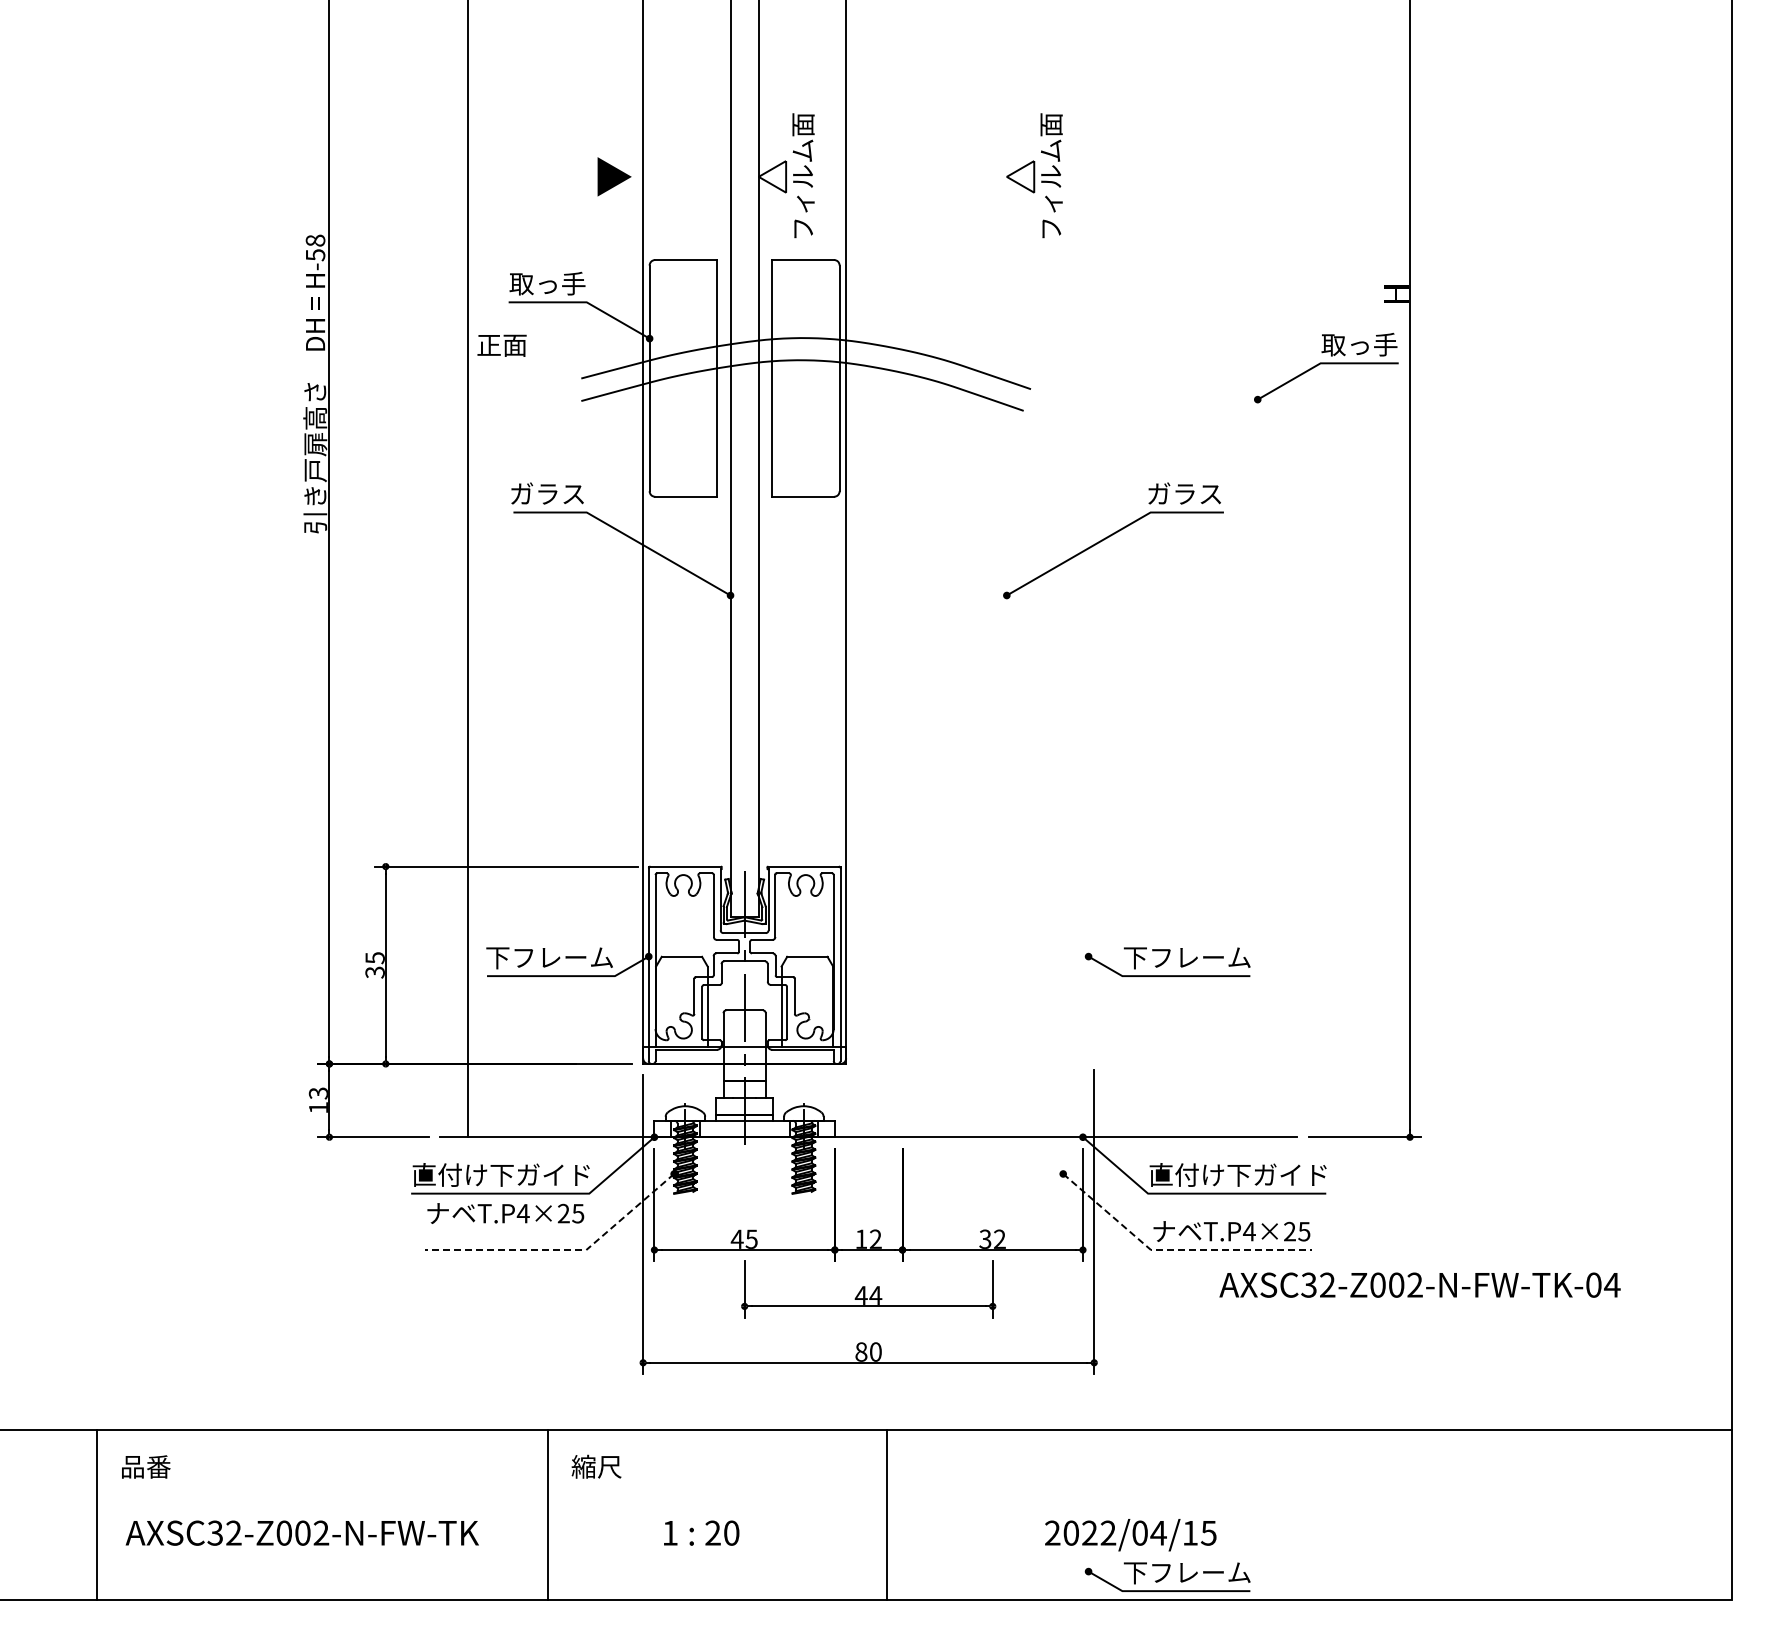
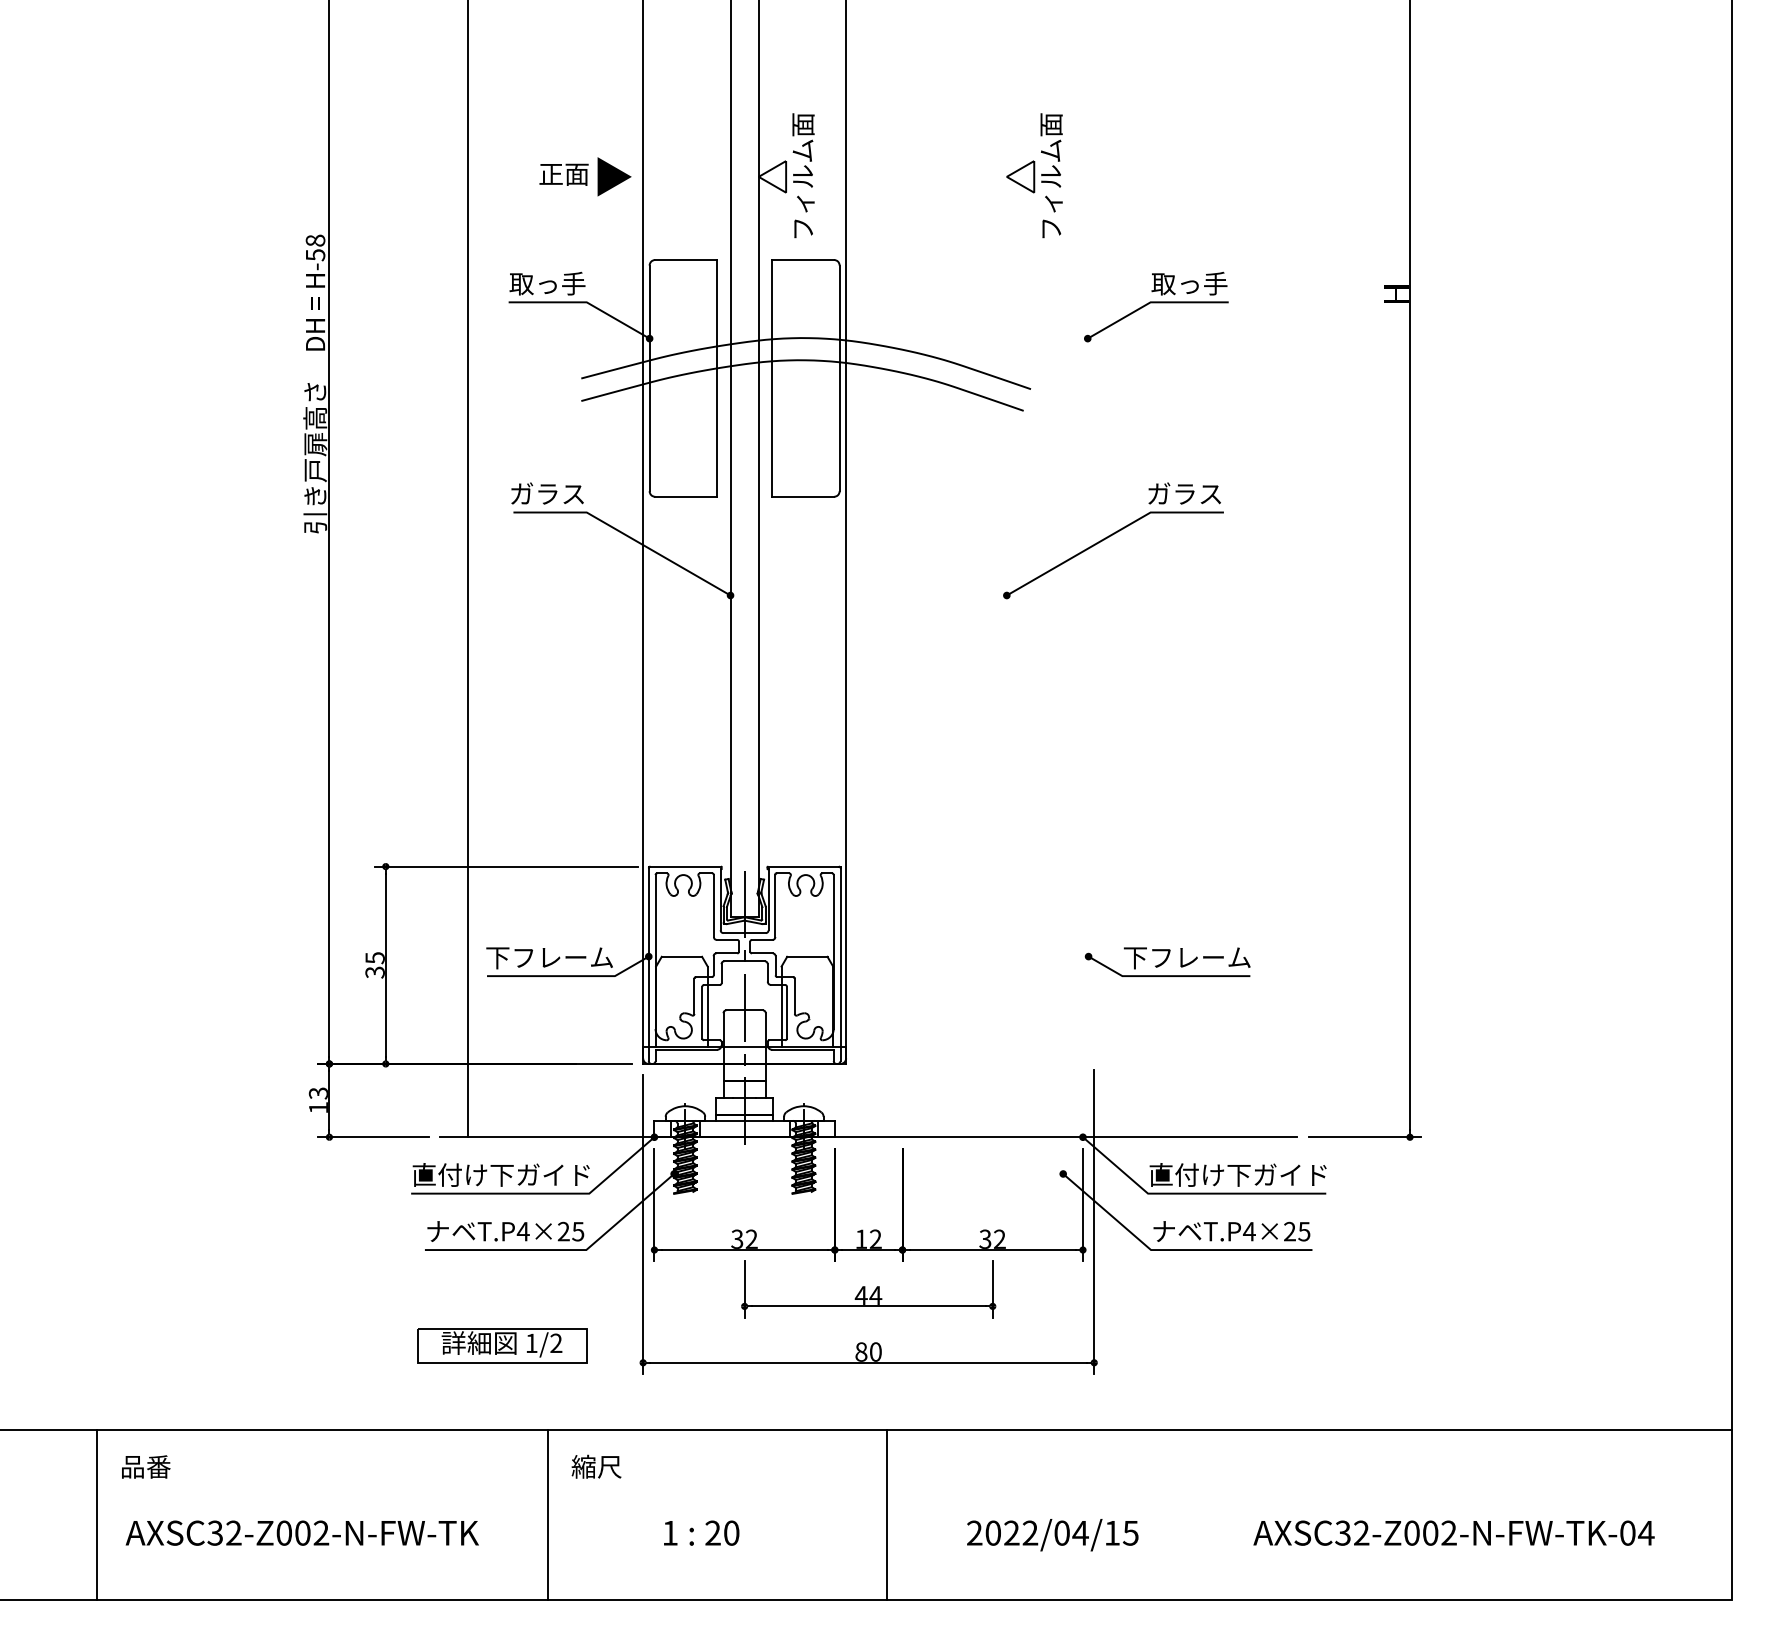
text position: (501, 345) -> (563, 174) (563, 174)
part position: (1326, 367) -> (1156, 306) (1156, 306)
text position: (505, 1213) -> (505, 1231) (505, 1231)
text: 45 -> 32 (743, 1238)
line: dashed -> solid (564, 1250)
line: dashed -> solid (1172, 1250)
text position: (1419, 1284) -> (1453, 1532) (1453, 1532)
part: none -> present (502, 1345)
text position: (1130, 1535) -> (1052, 1535) (1052, 1535)
part: present -> none (1167, 1576)
